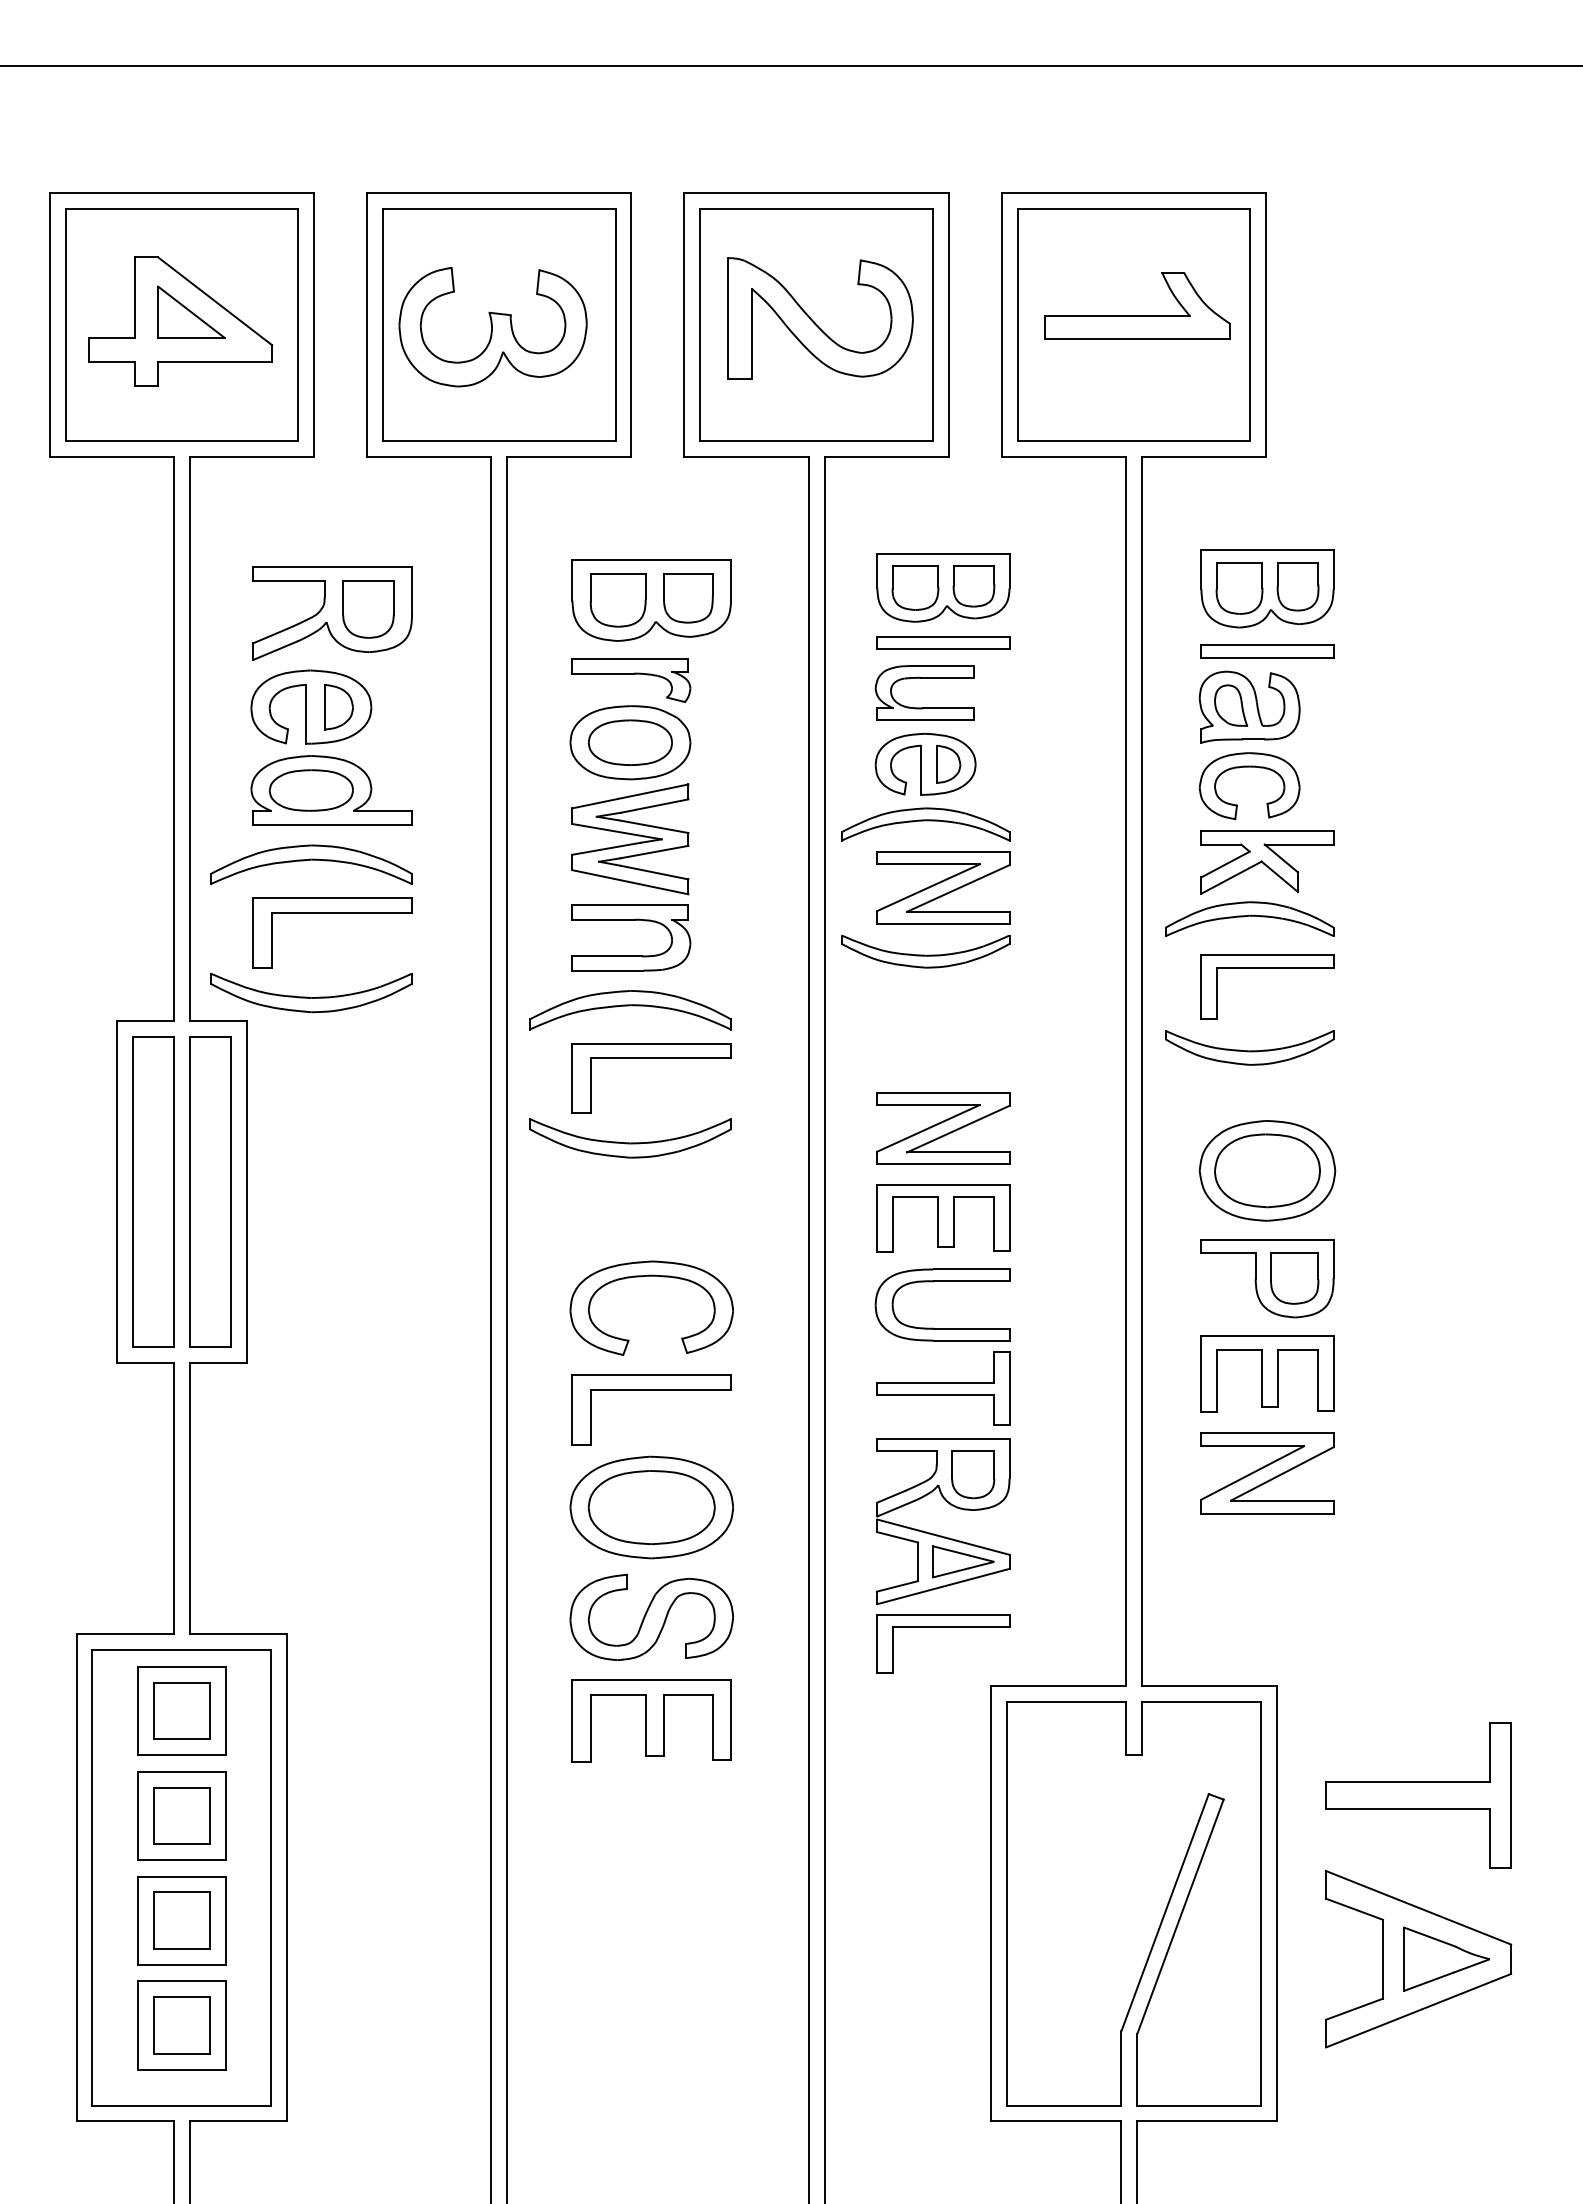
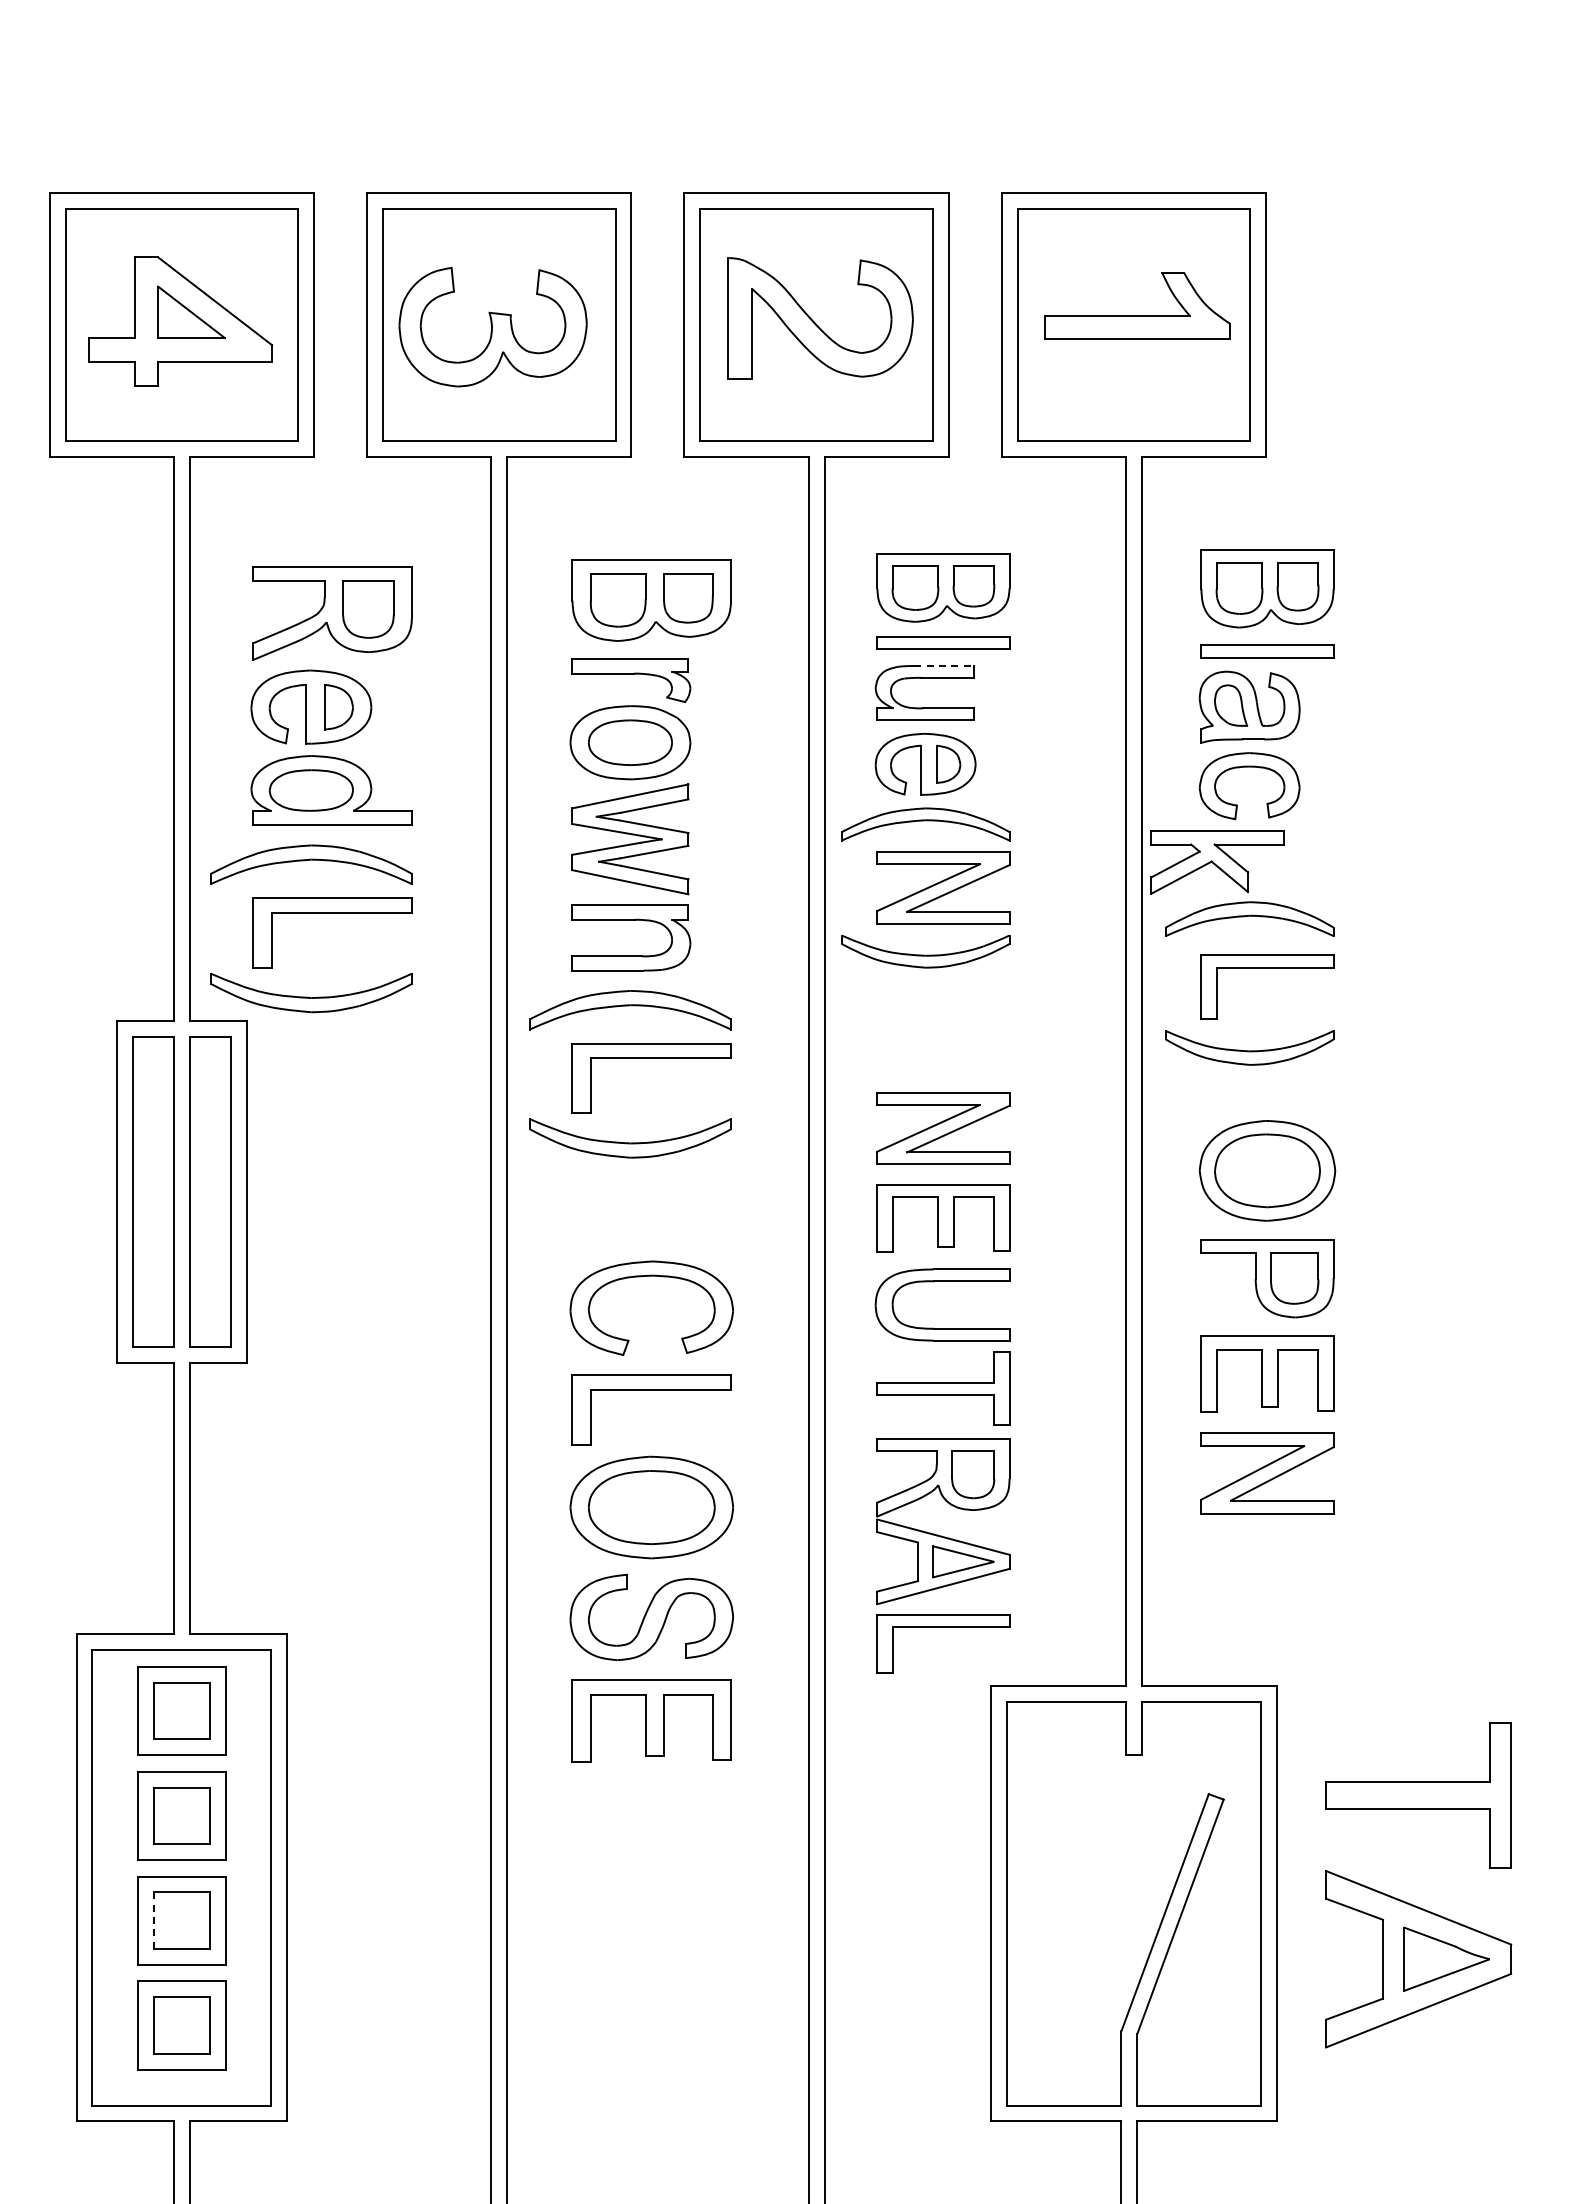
line: present -> none (790, 66)
line: solid -> dashed (944, 666)
part position: (1267, 862) -> (1217, 862) (1217, 862)
line: solid -> dashed (153, 1921)
